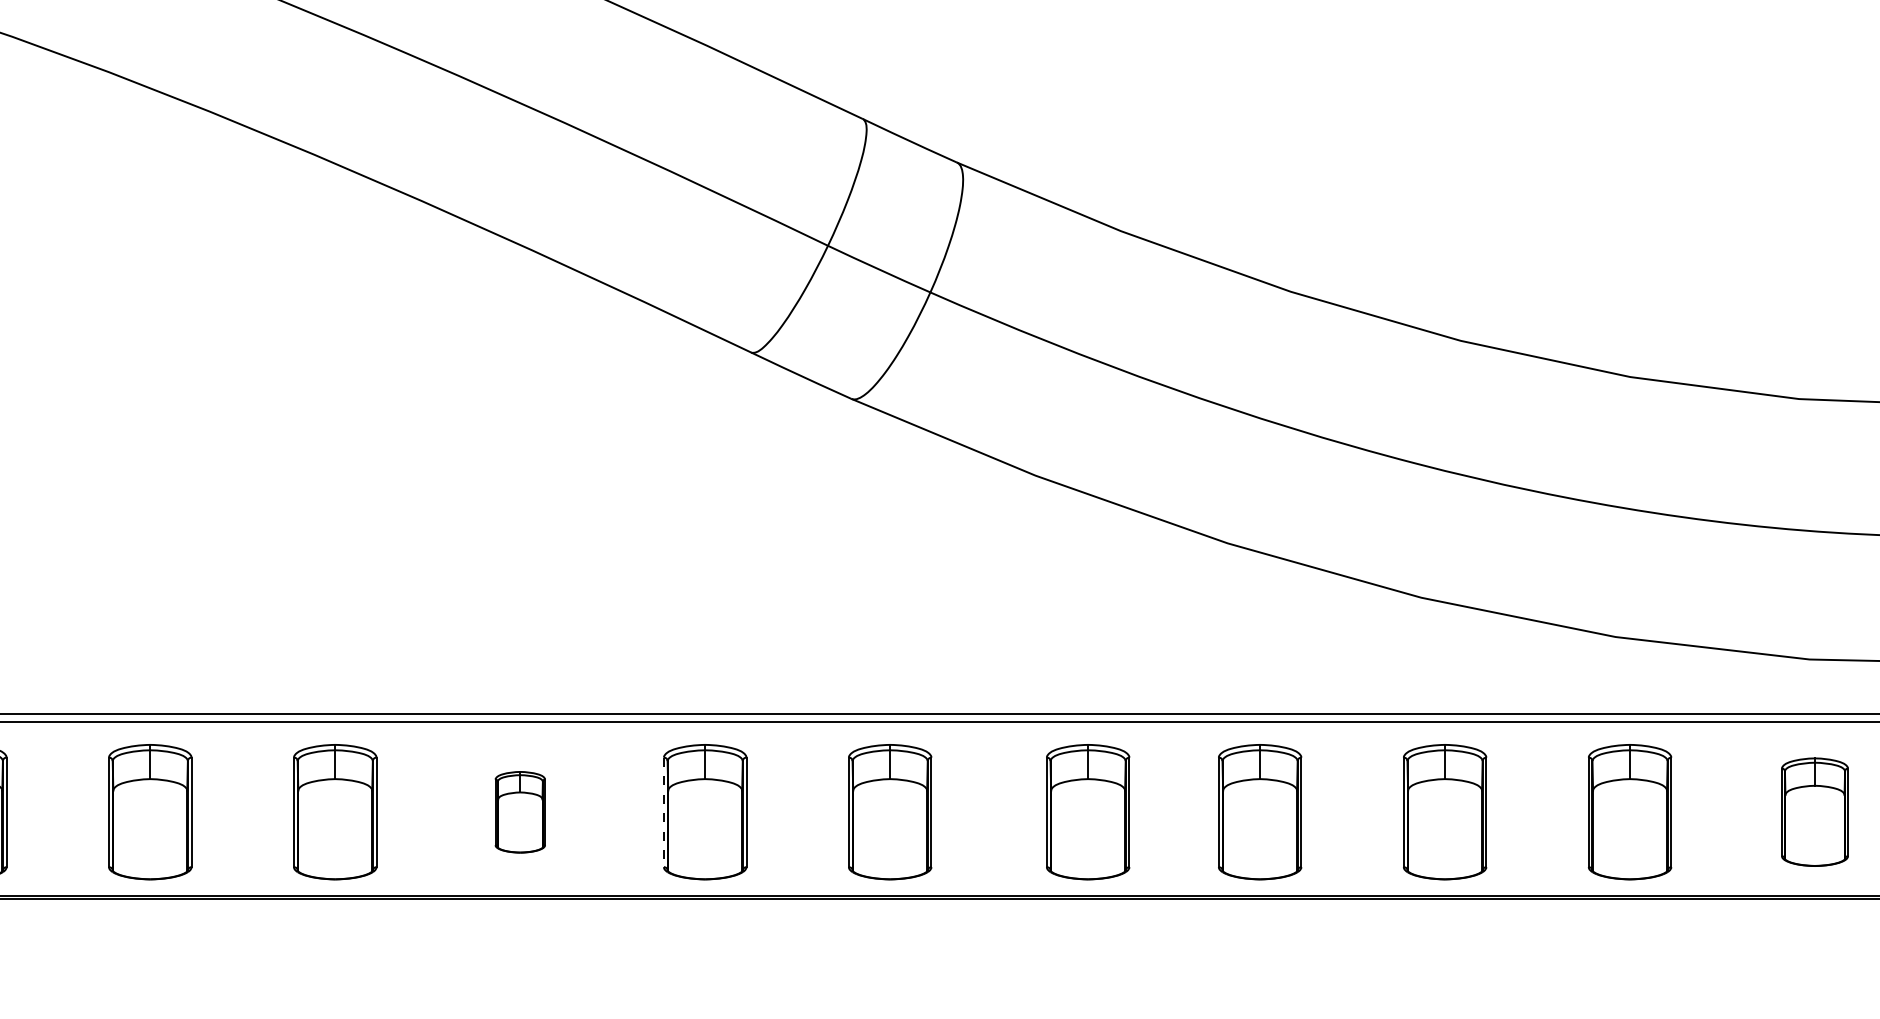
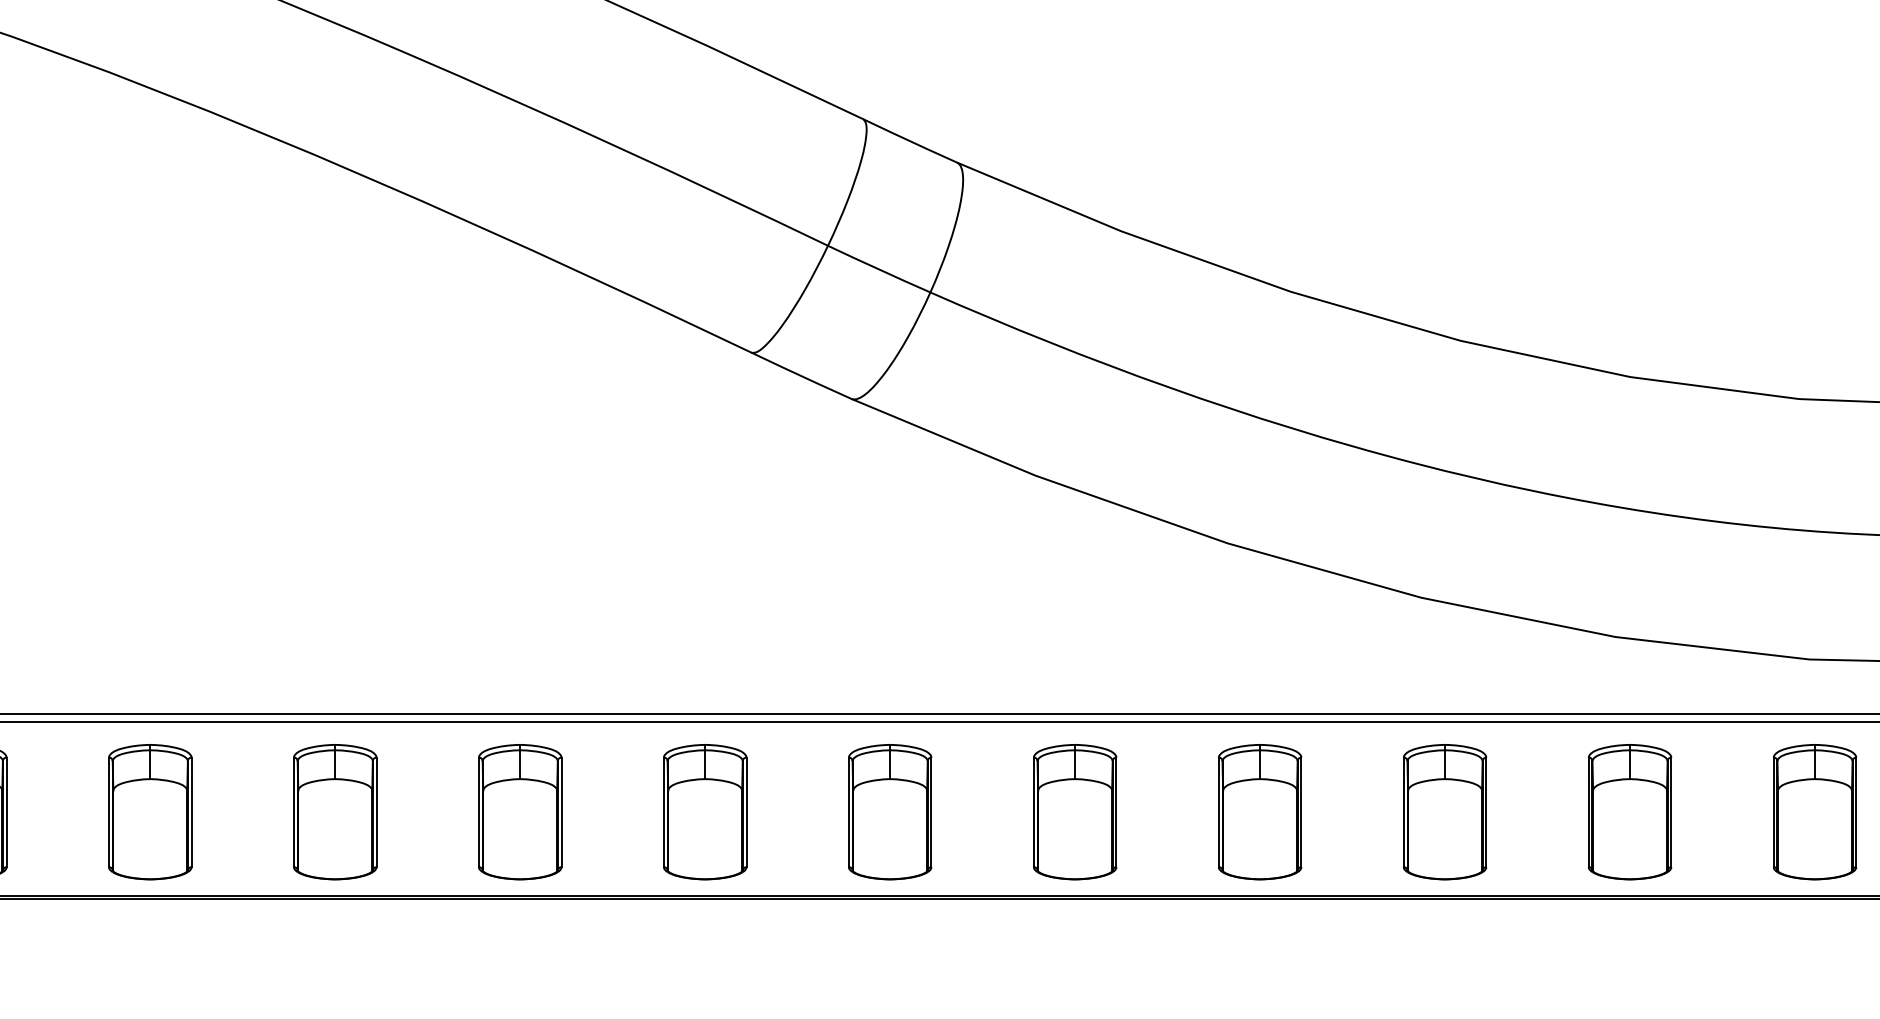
part size: 68x110 px -> 86x137 px (1814, 812)
part size: 52x83 px -> 85x137 px (520, 812)
line: dashed -> solid (663, 812)
part position: (1088, 812) -> (1075, 812) (1075, 812)
